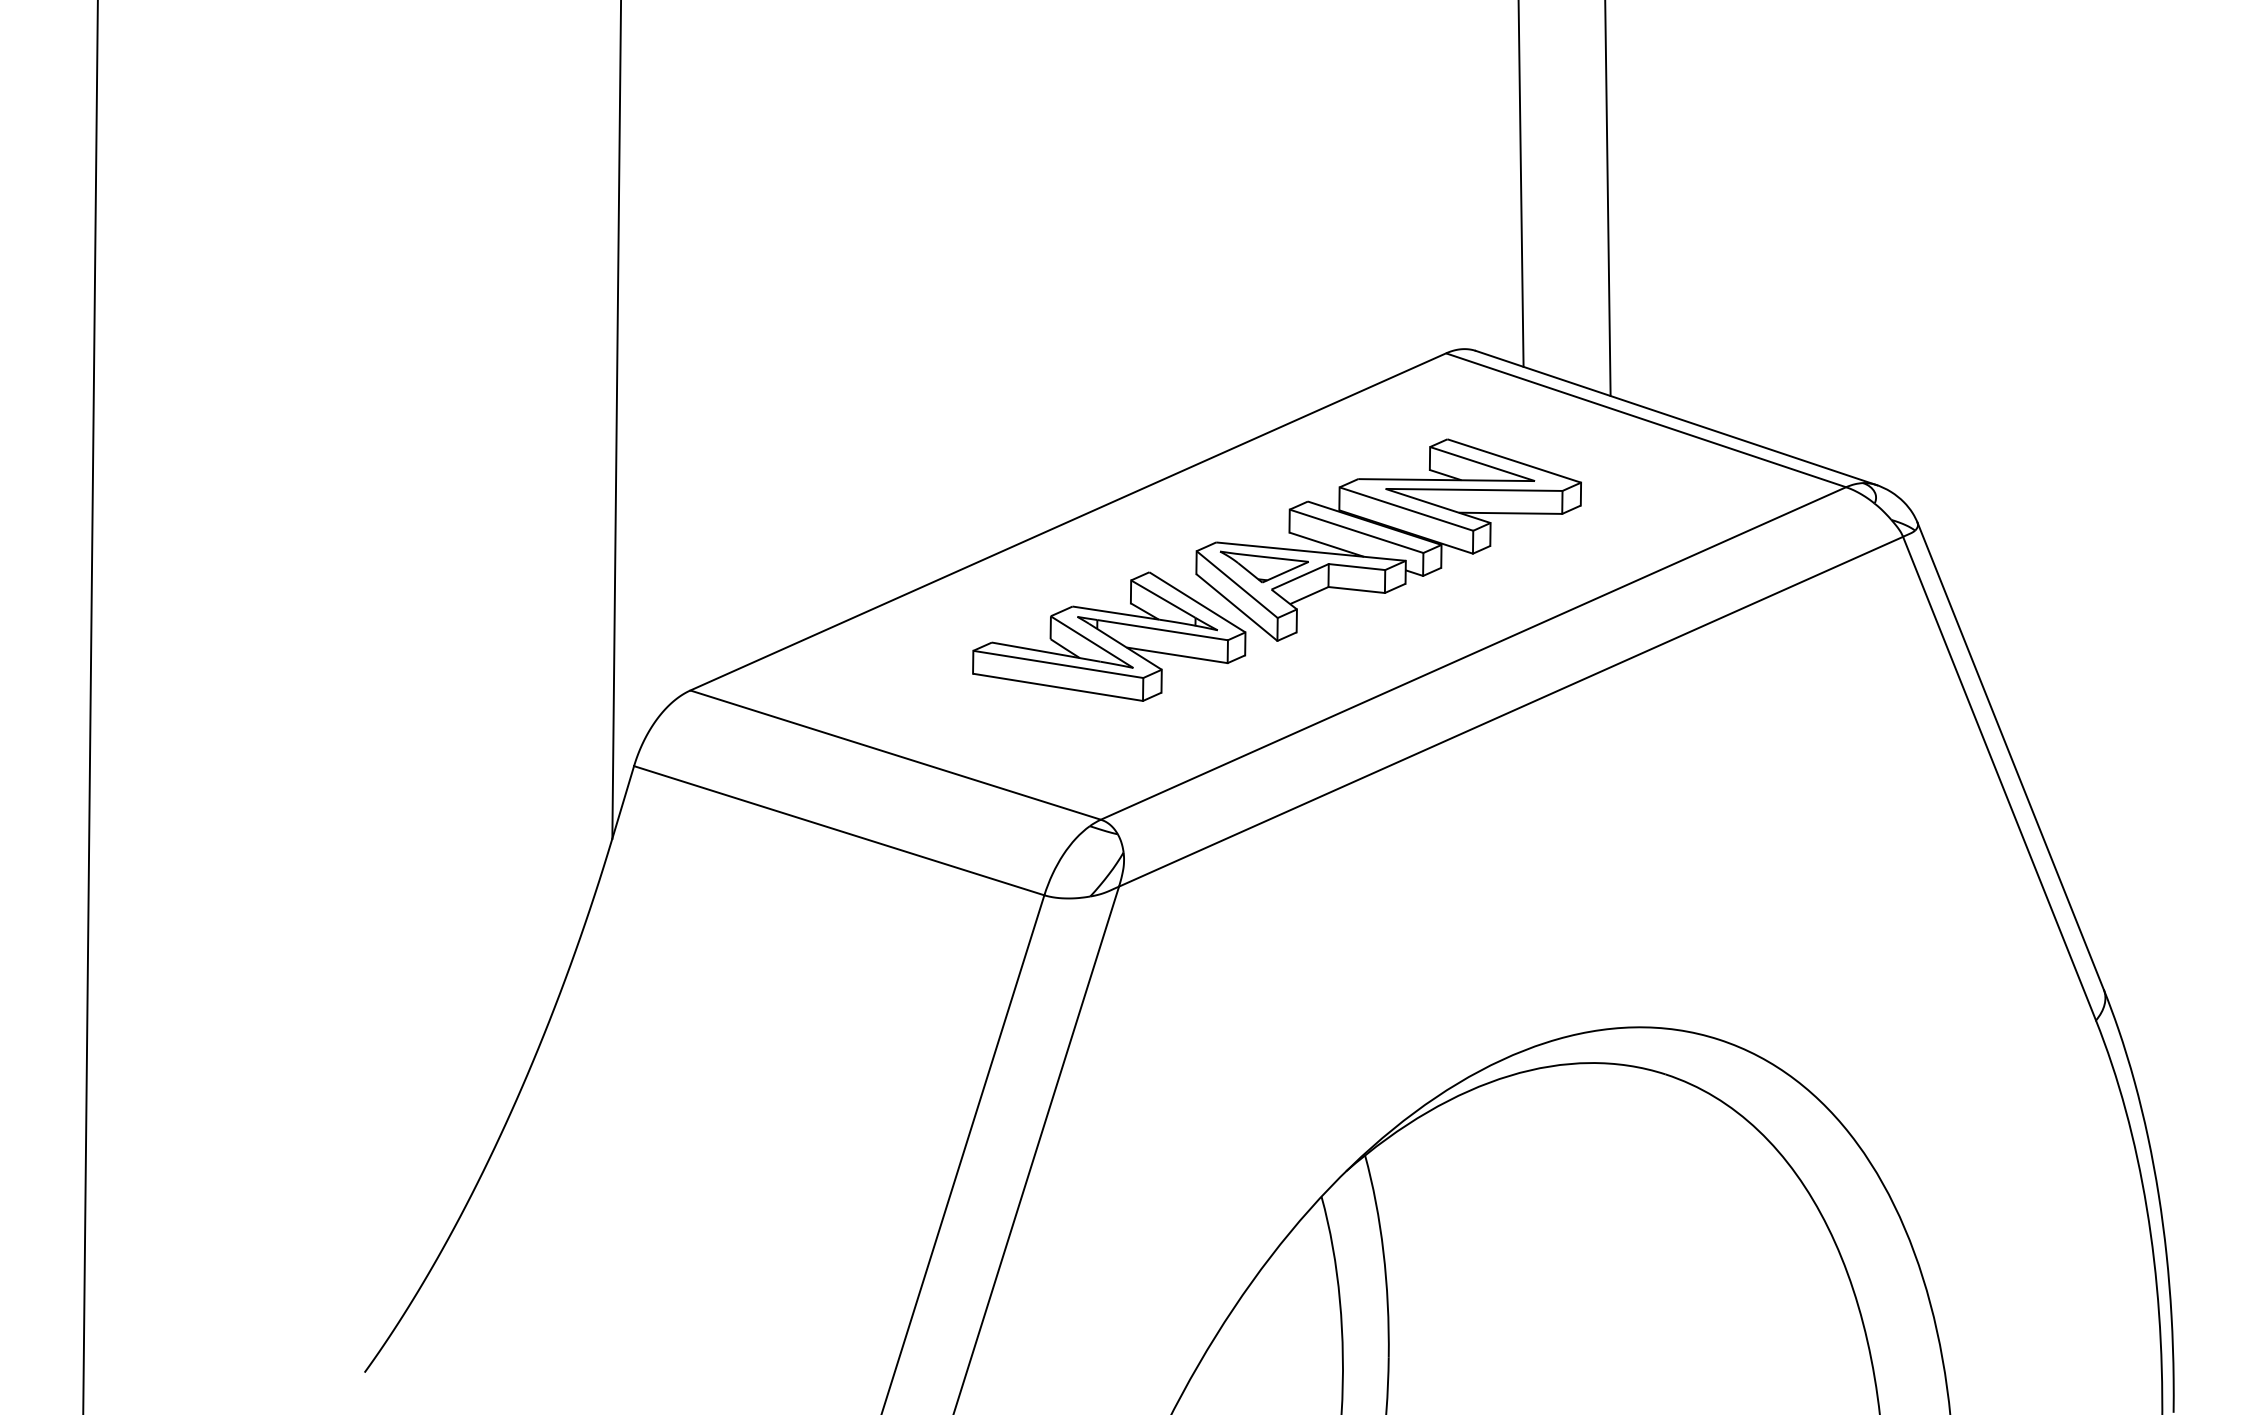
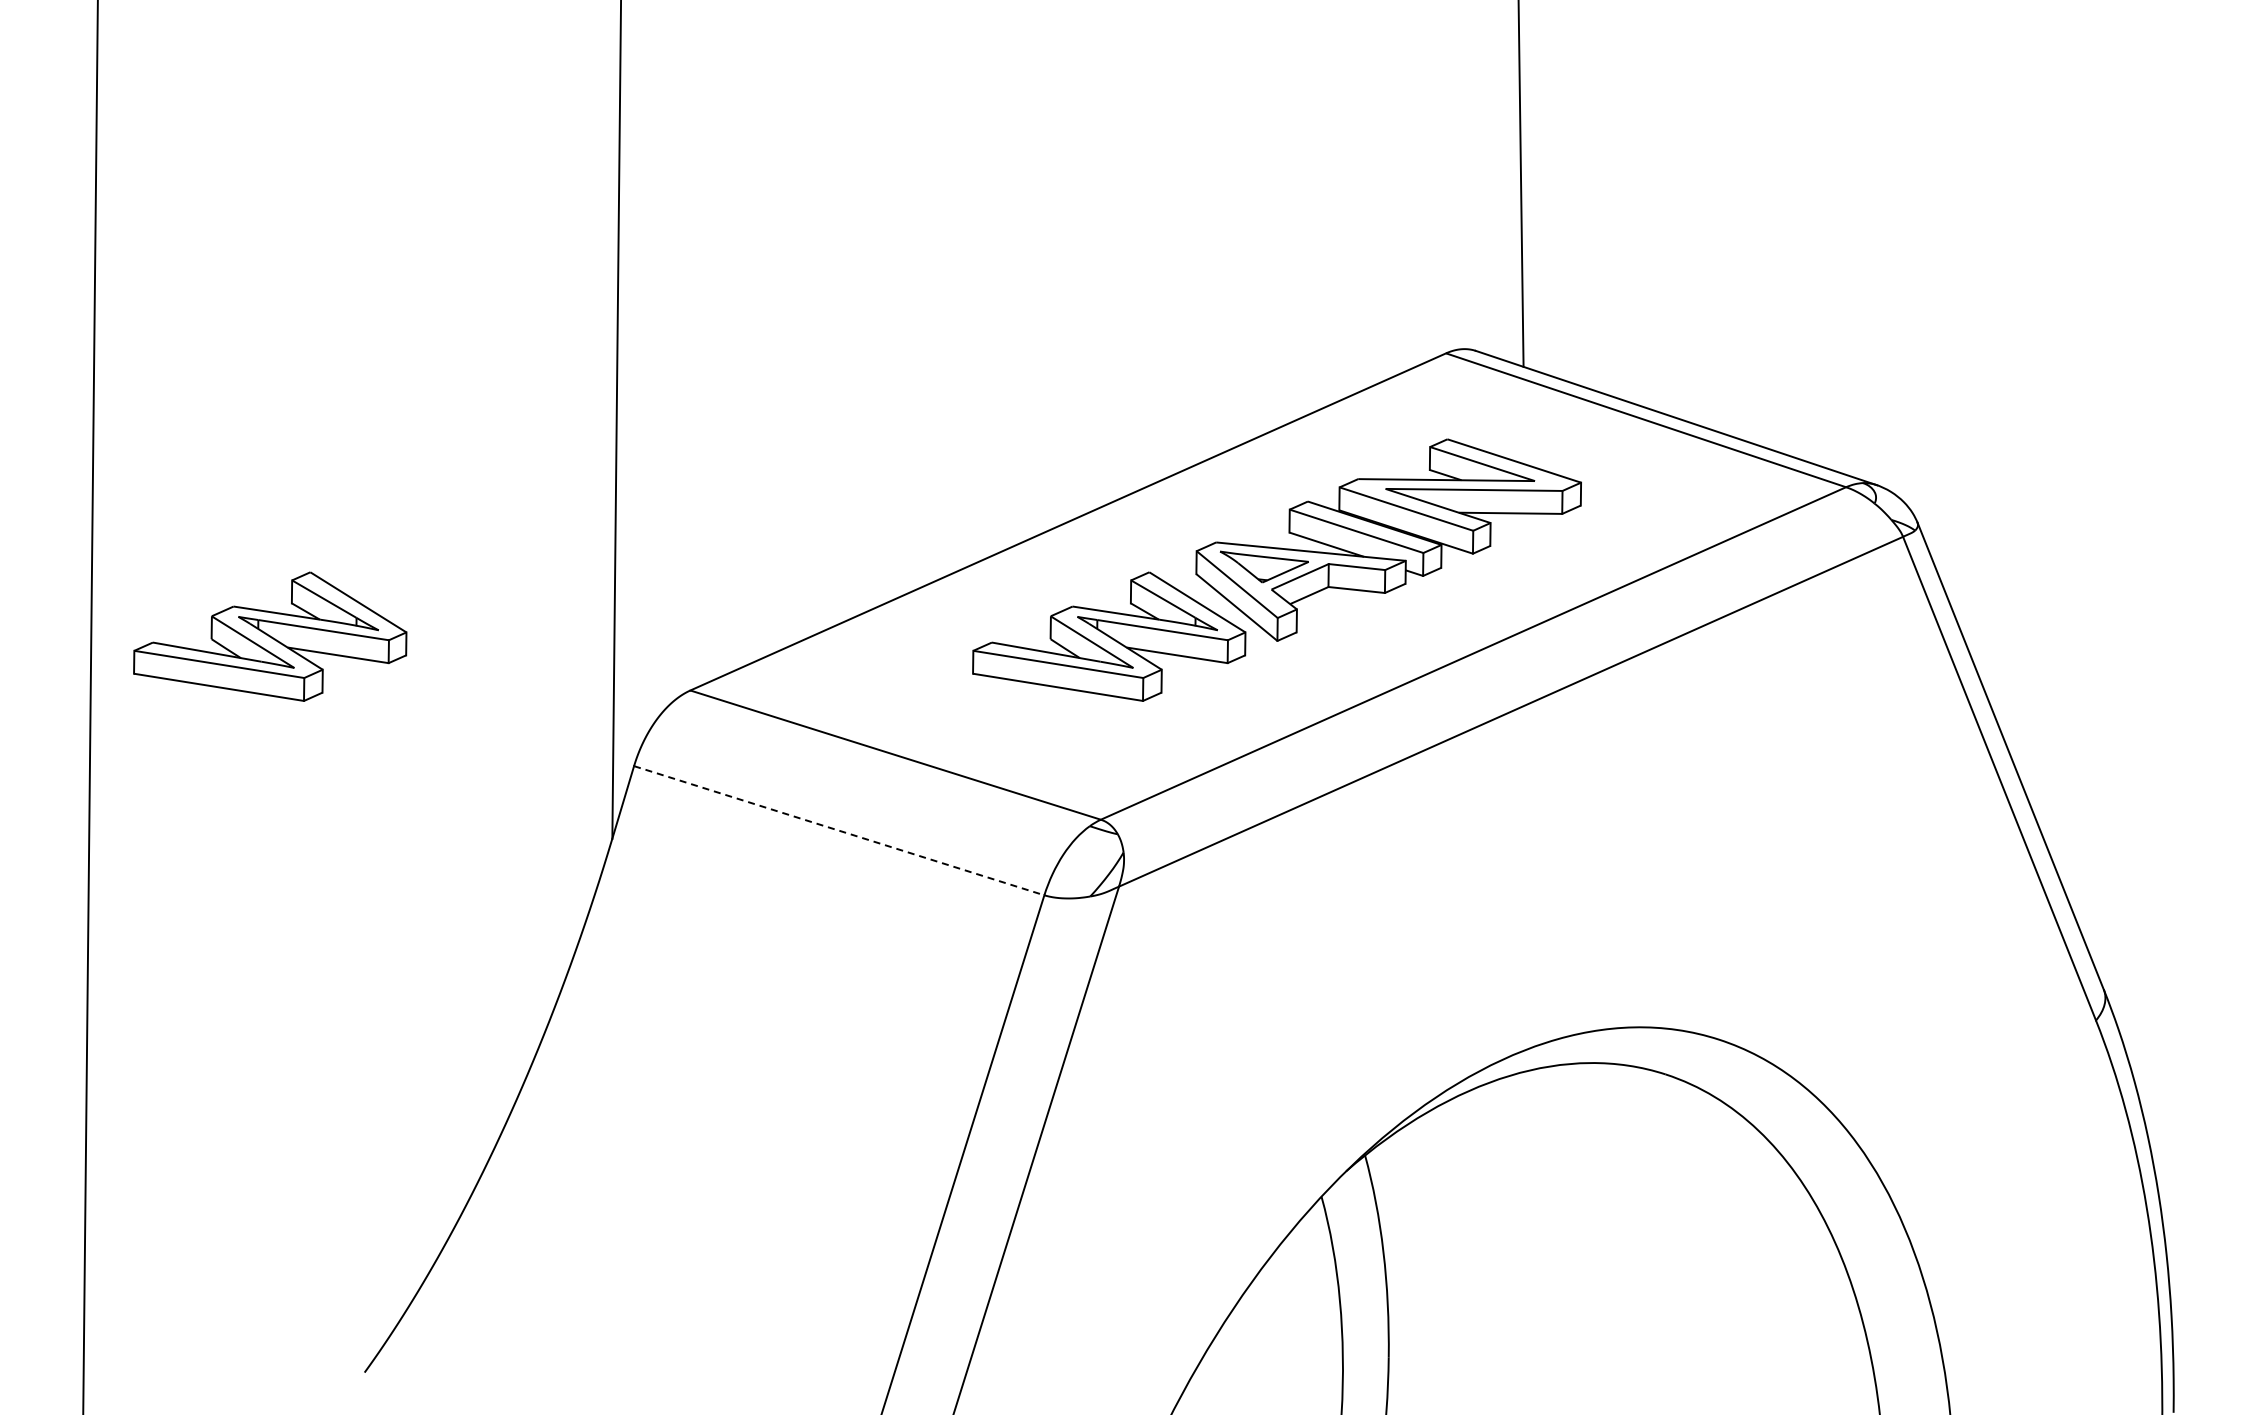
line: present -> none (1607, 198)
part: none -> present (270, 636)
line: solid -> dashed (839, 830)
